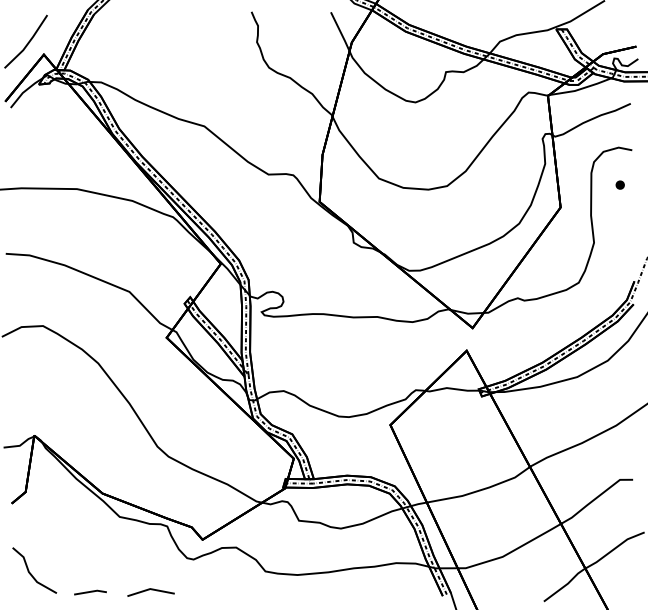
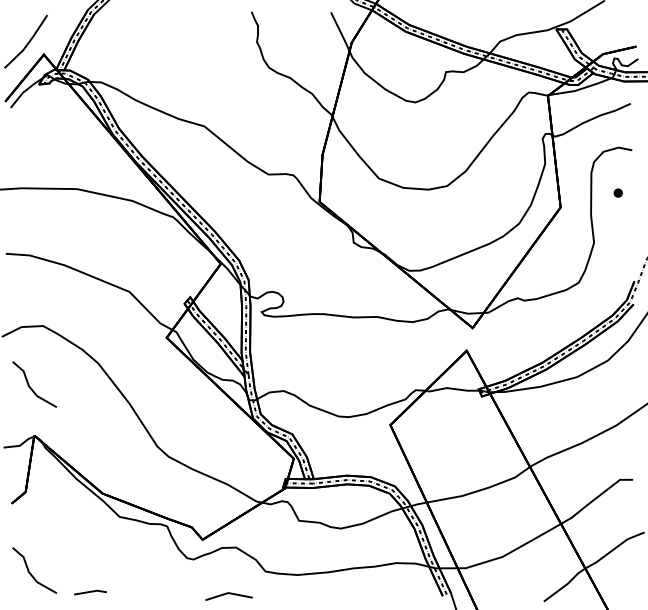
part position: (619, 184) -> (617, 192) (617, 192)
line: none -> present (31, 387)
line position: (149, 590) -> (227, 594) (227, 594)
